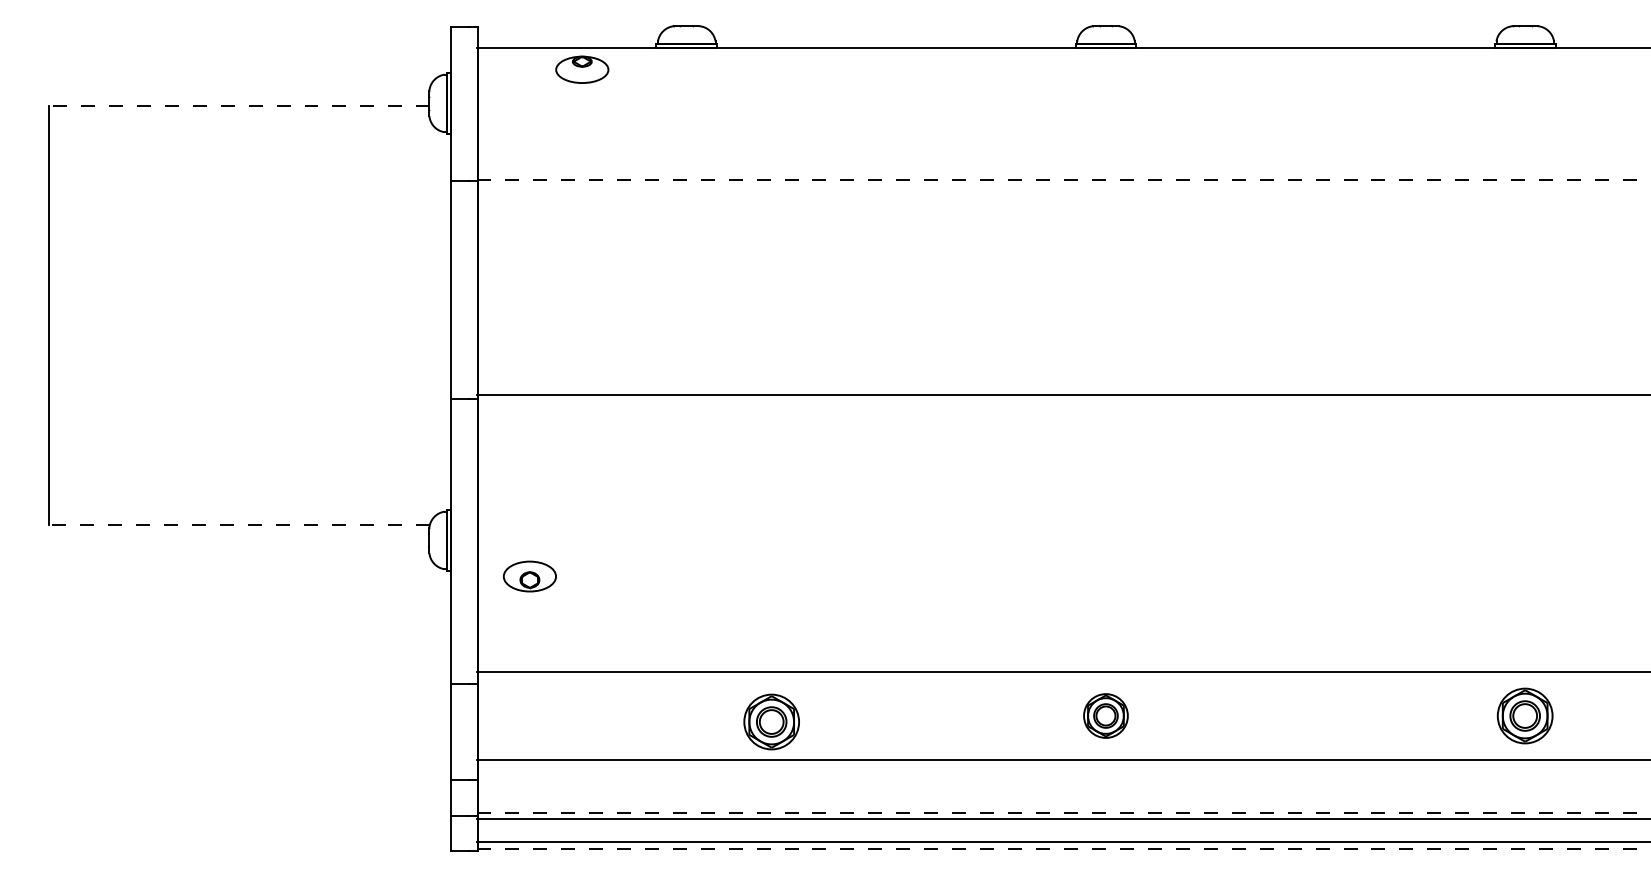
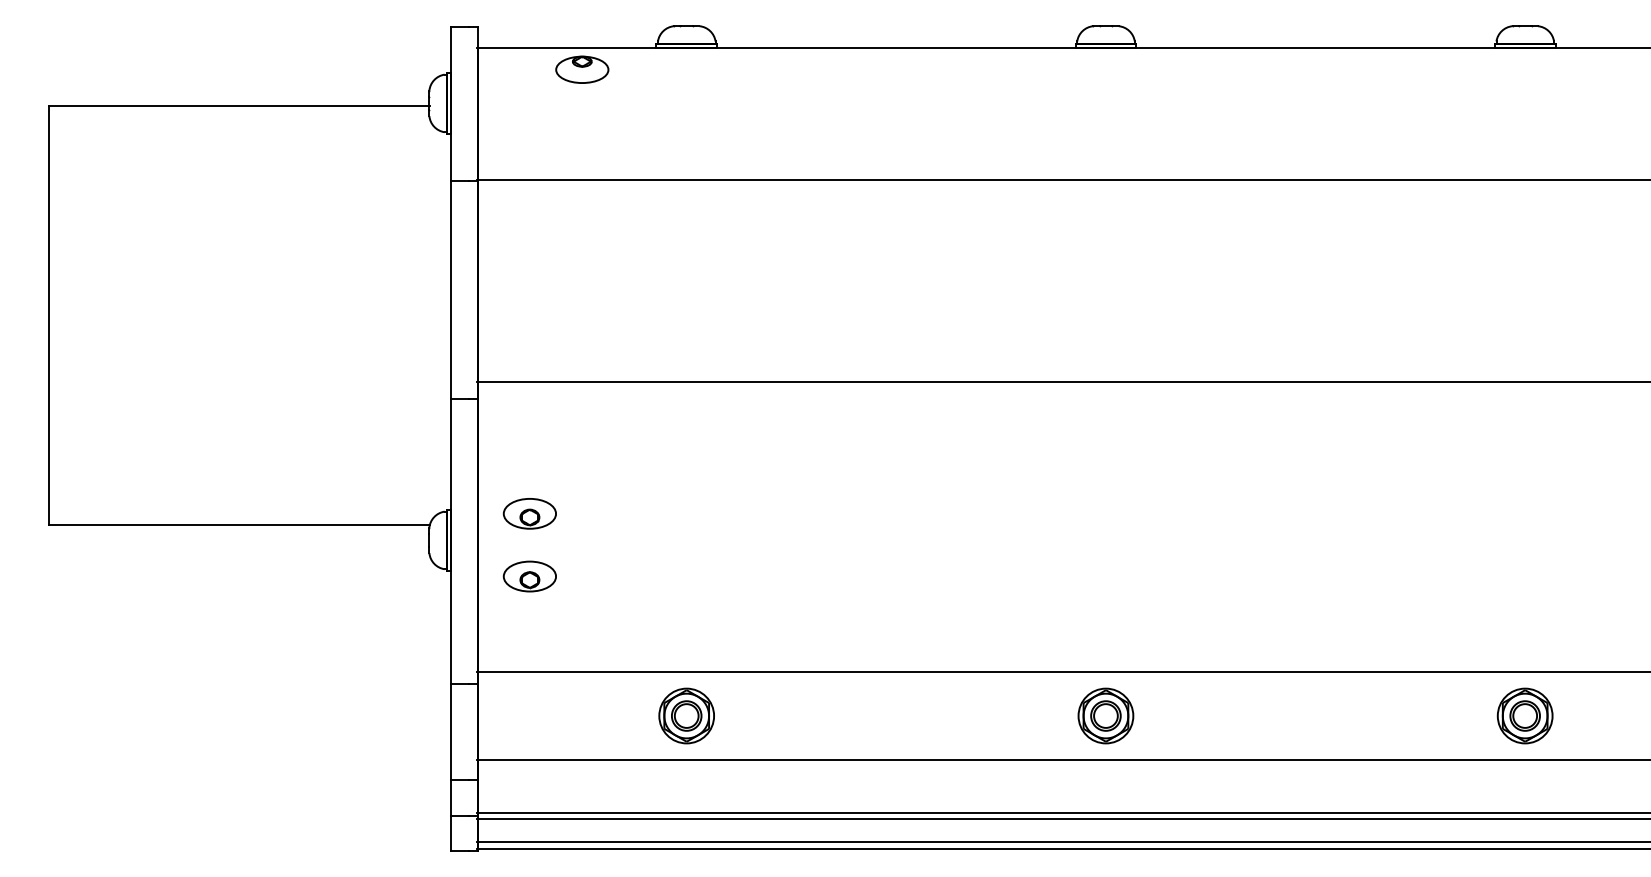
line: dashed -> solid (239, 106)
line: dashed -> solid (1064, 180)
line position: (1062, 395) -> (1062, 382) (1062, 382)
part: none -> present (529, 513)
line: dashed -> solid (239, 525)
part size: 46x46 px -> 58x58 px (1105, 715)
part position: (771, 721) -> (686, 715) (686, 715)
line: dashed -> solid (1064, 813)
line: dashed -> solid (1064, 849)
